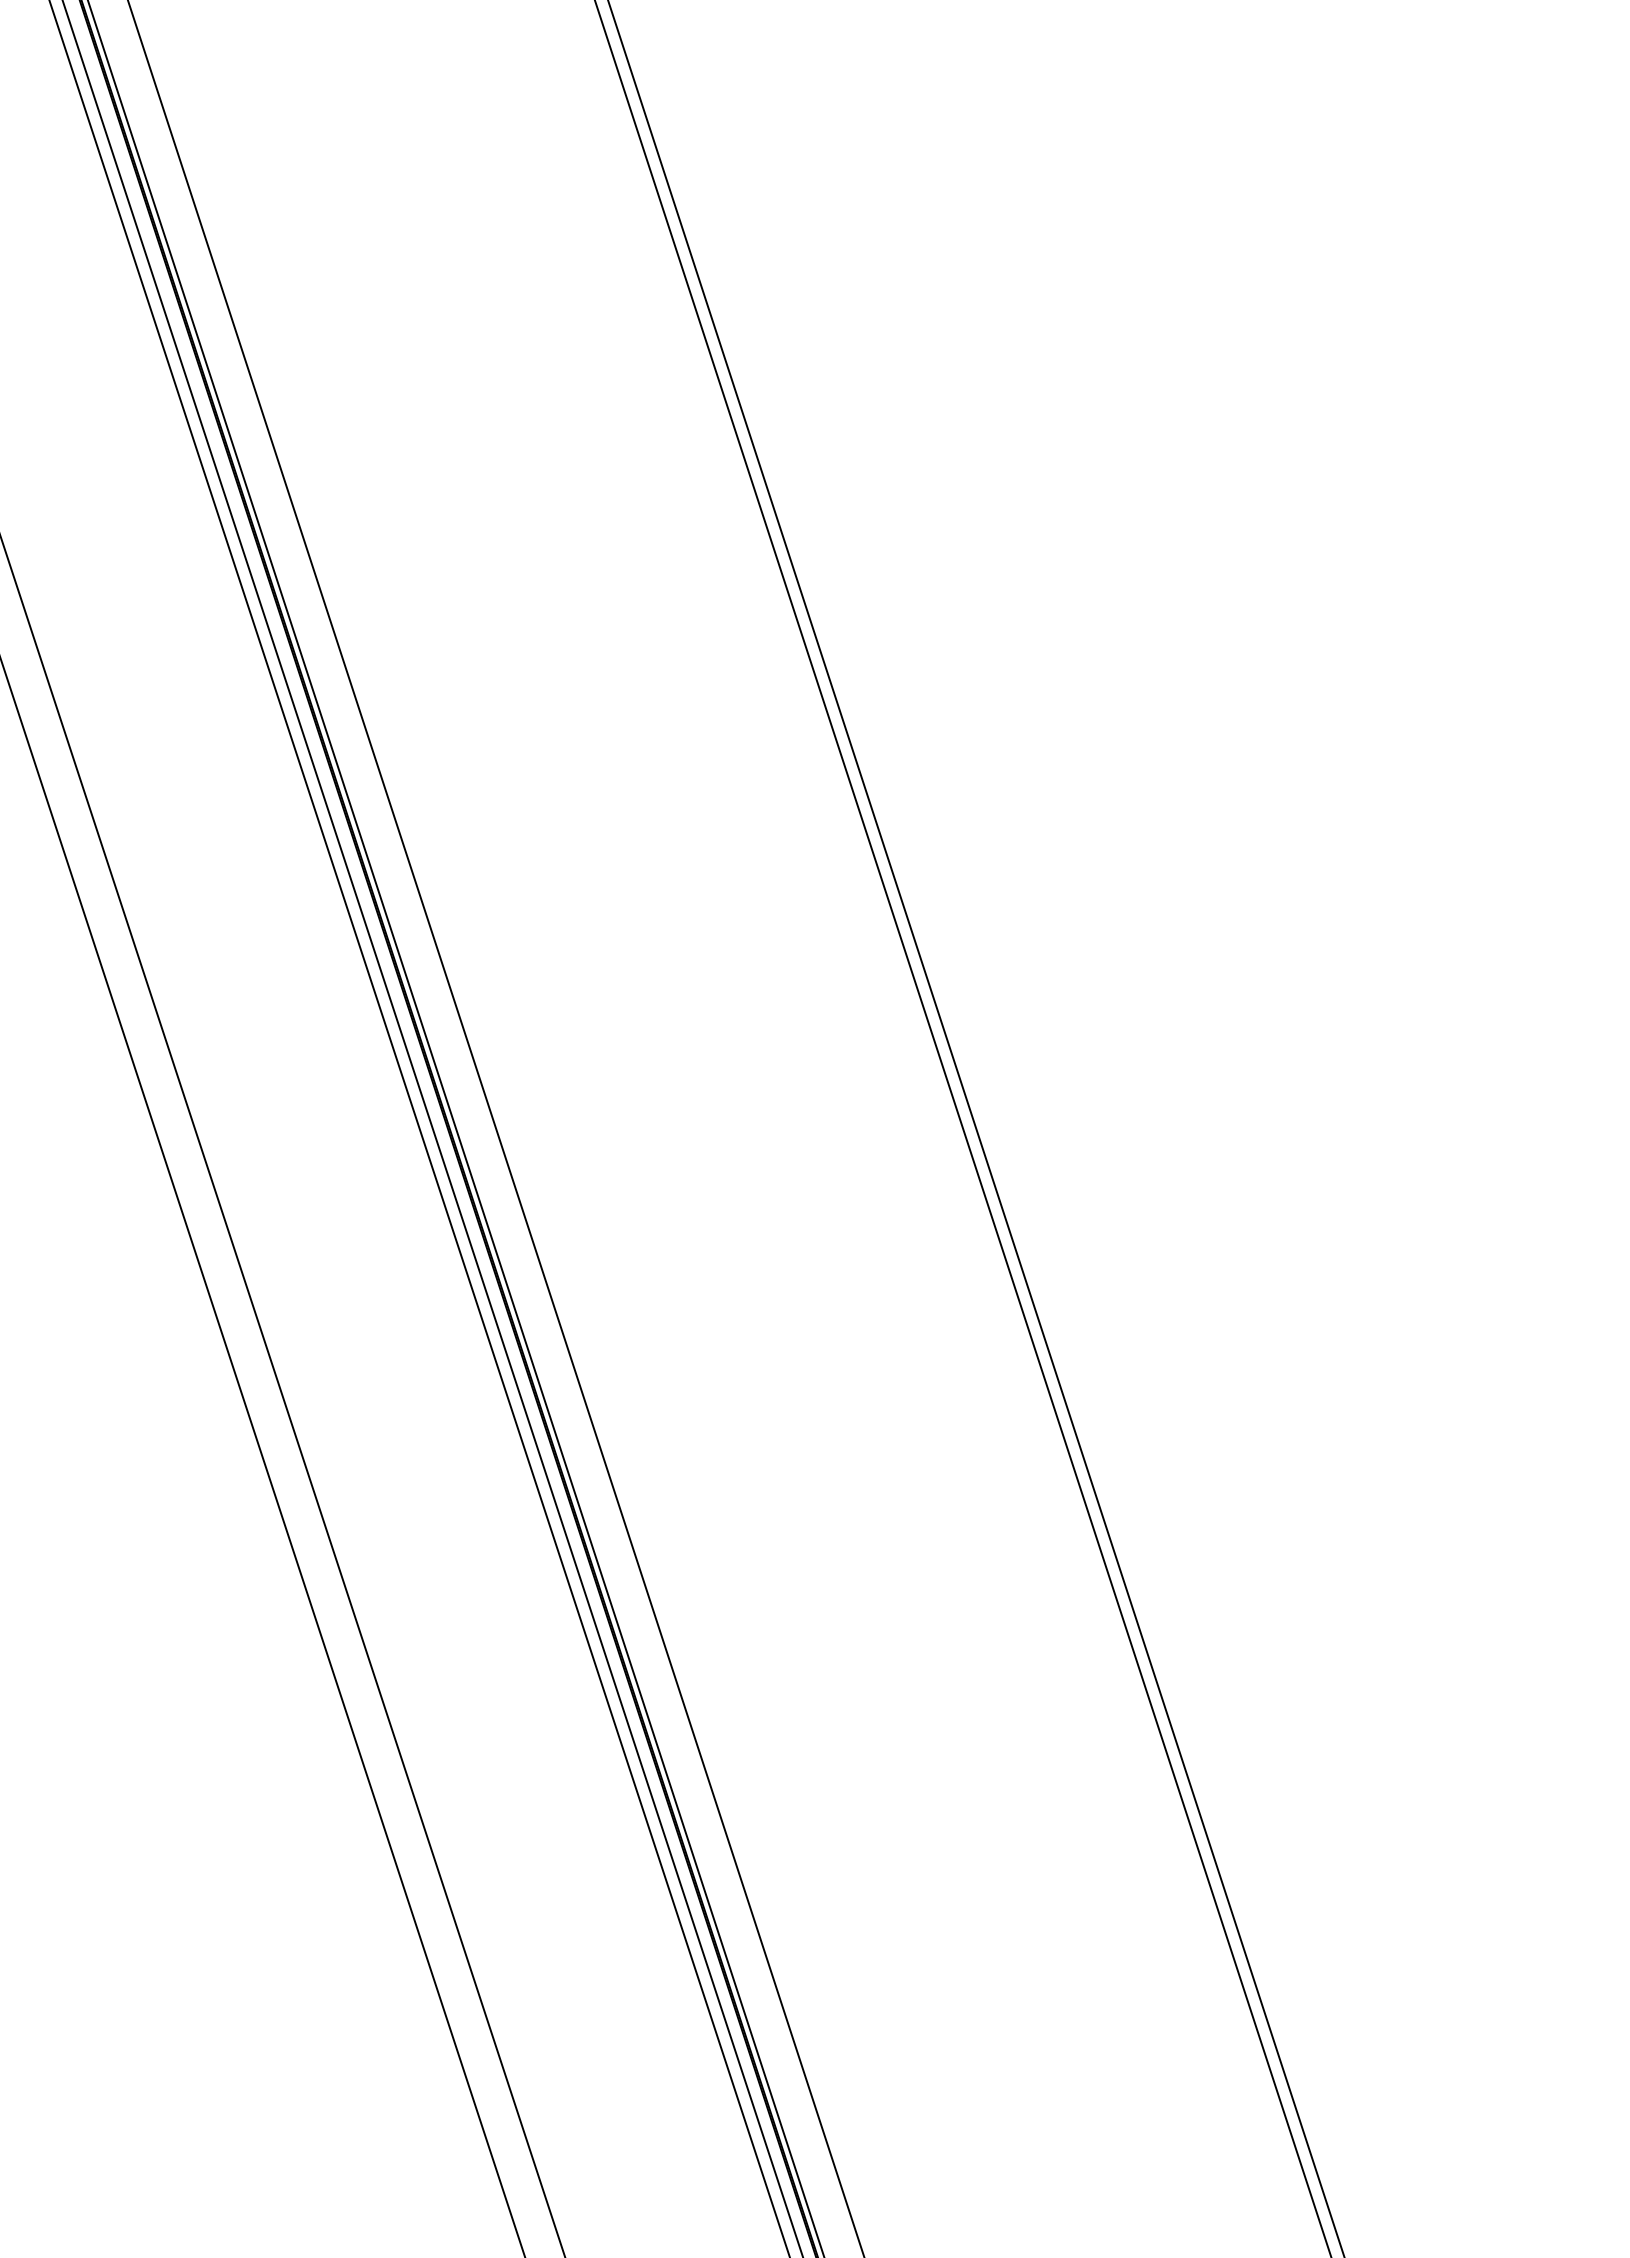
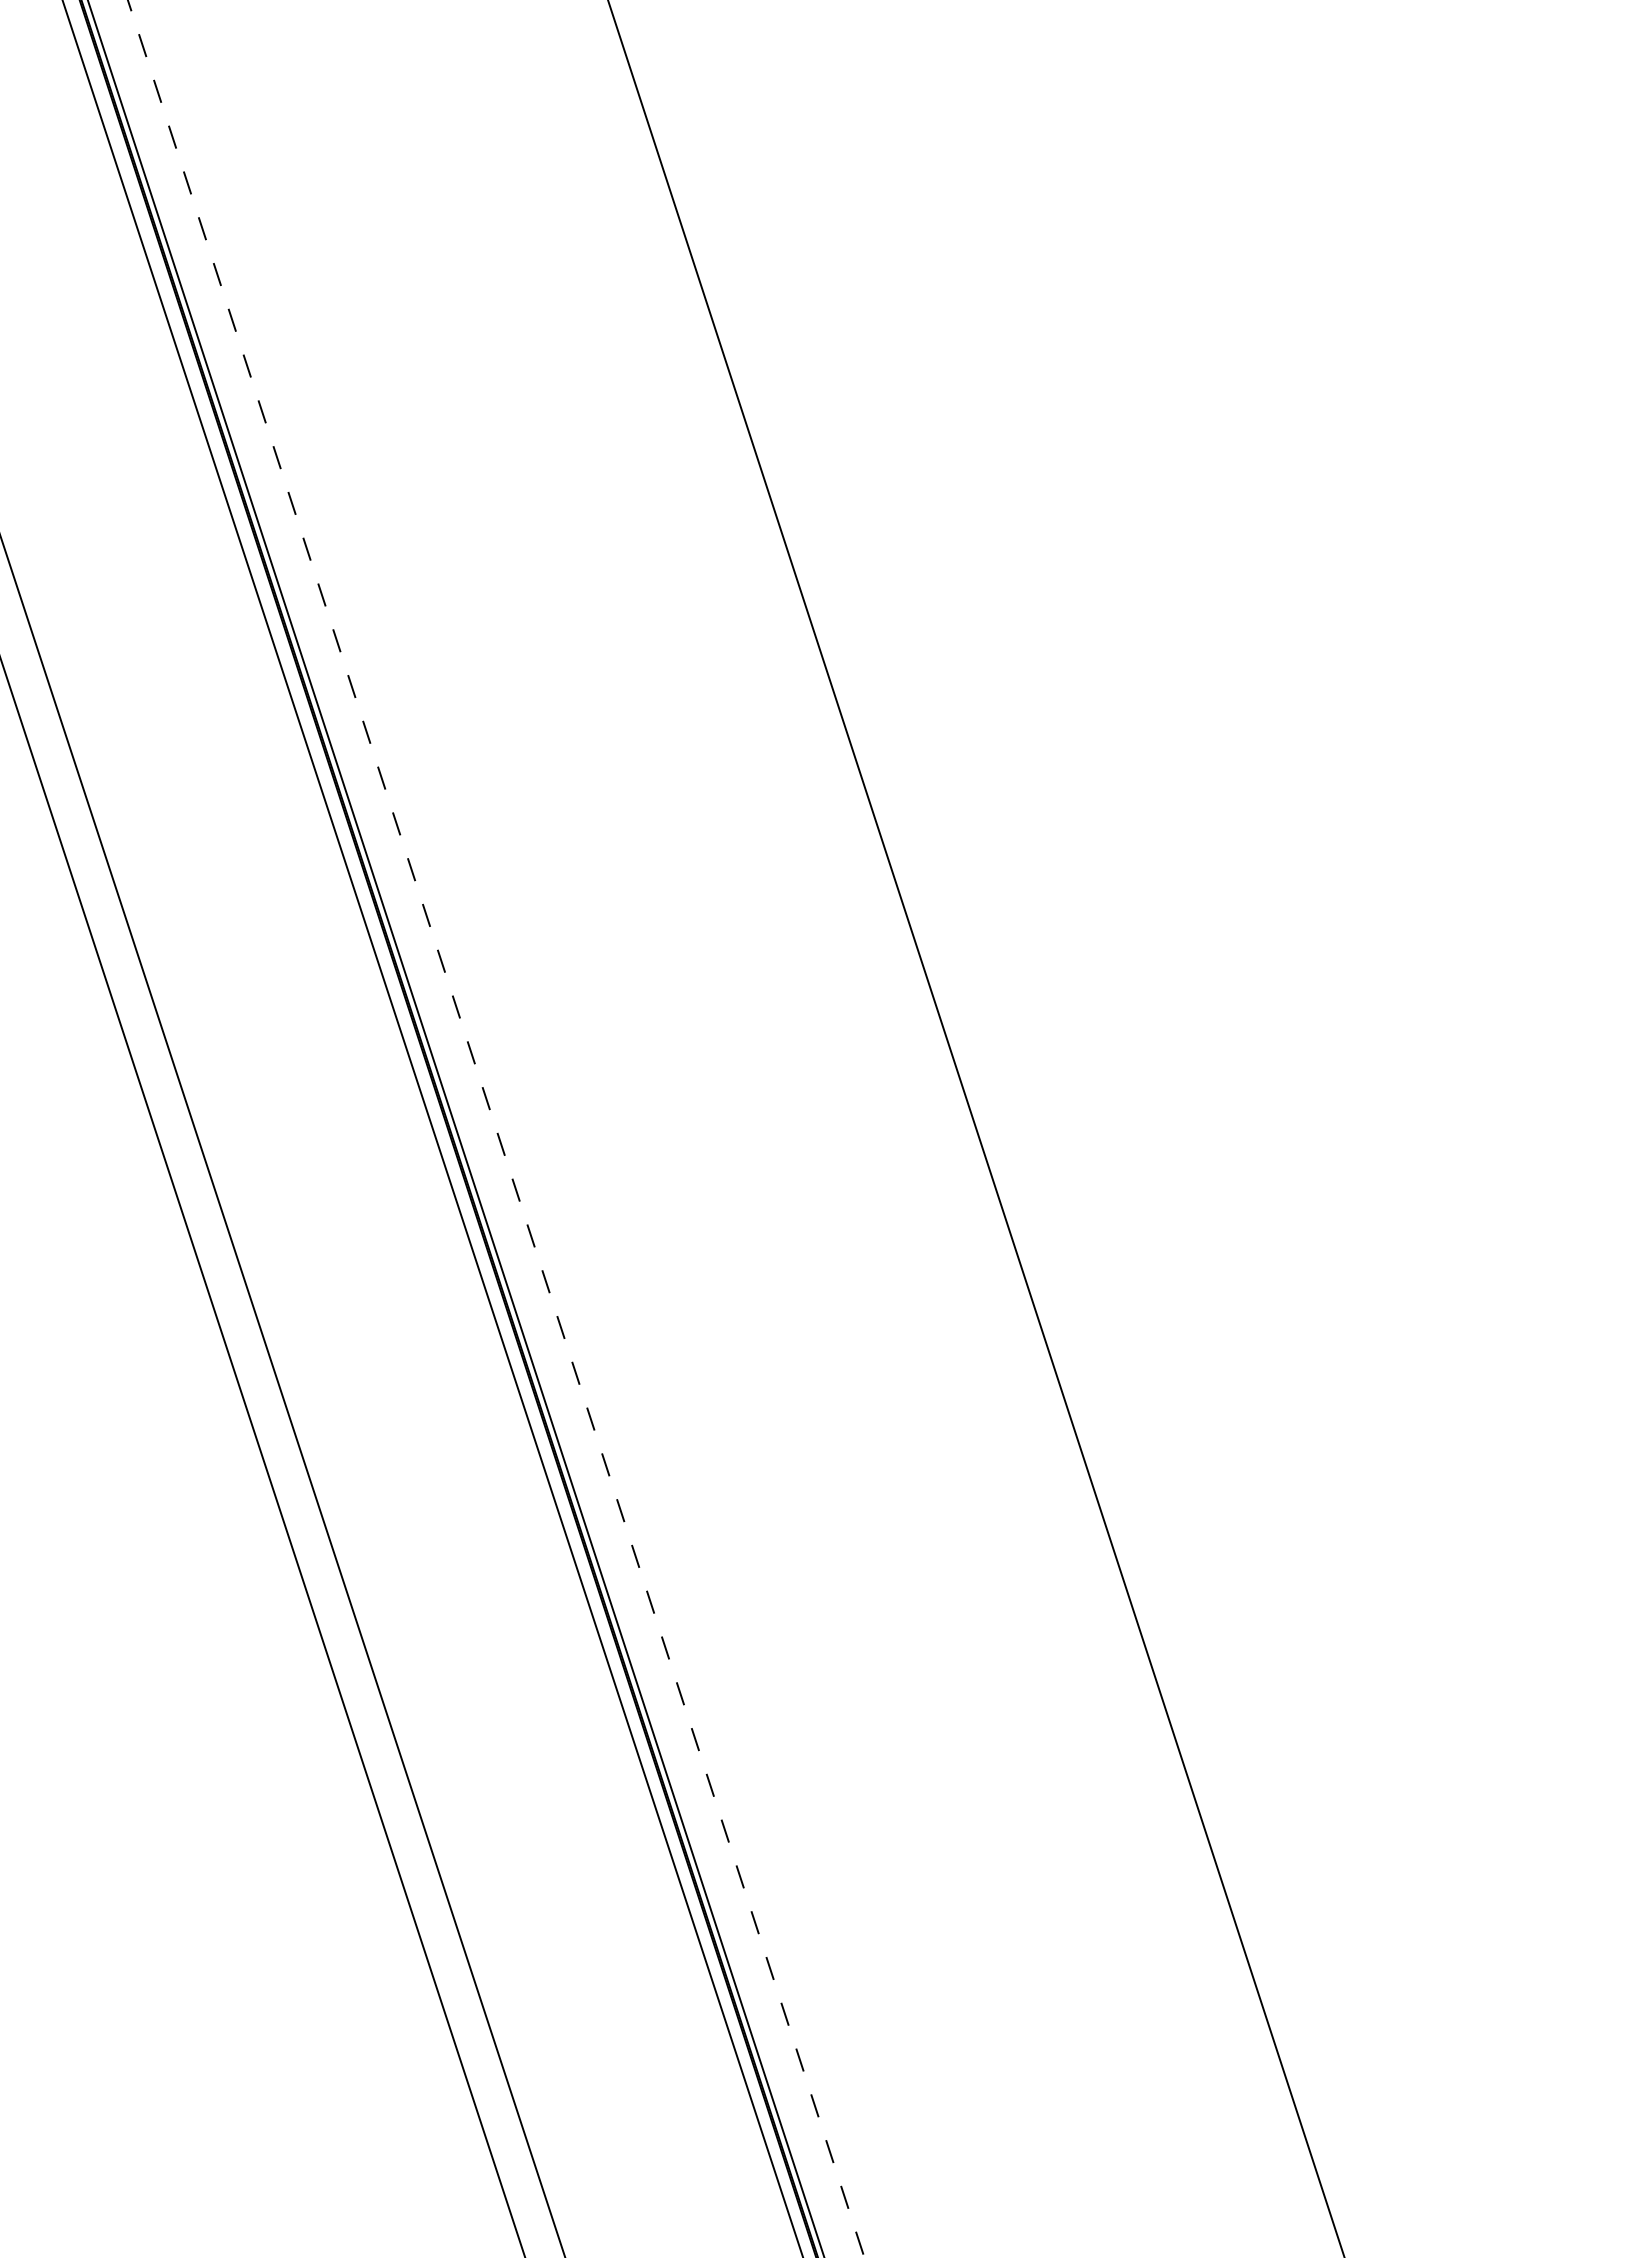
line: present -> none (419, 1128)
line: solid -> dashed (496, 1128)
line: present -> none (962, 1128)
